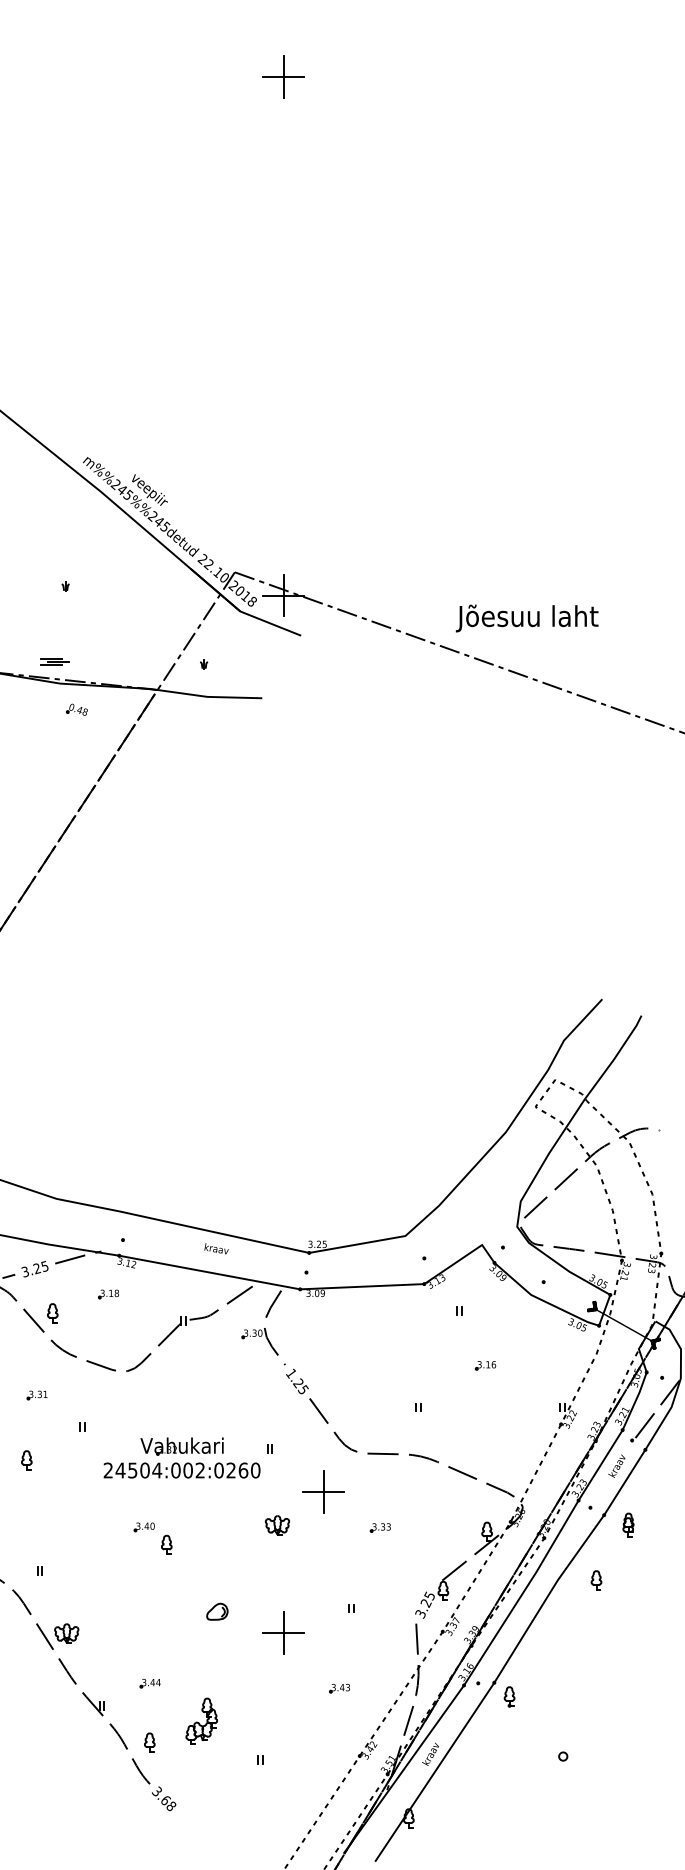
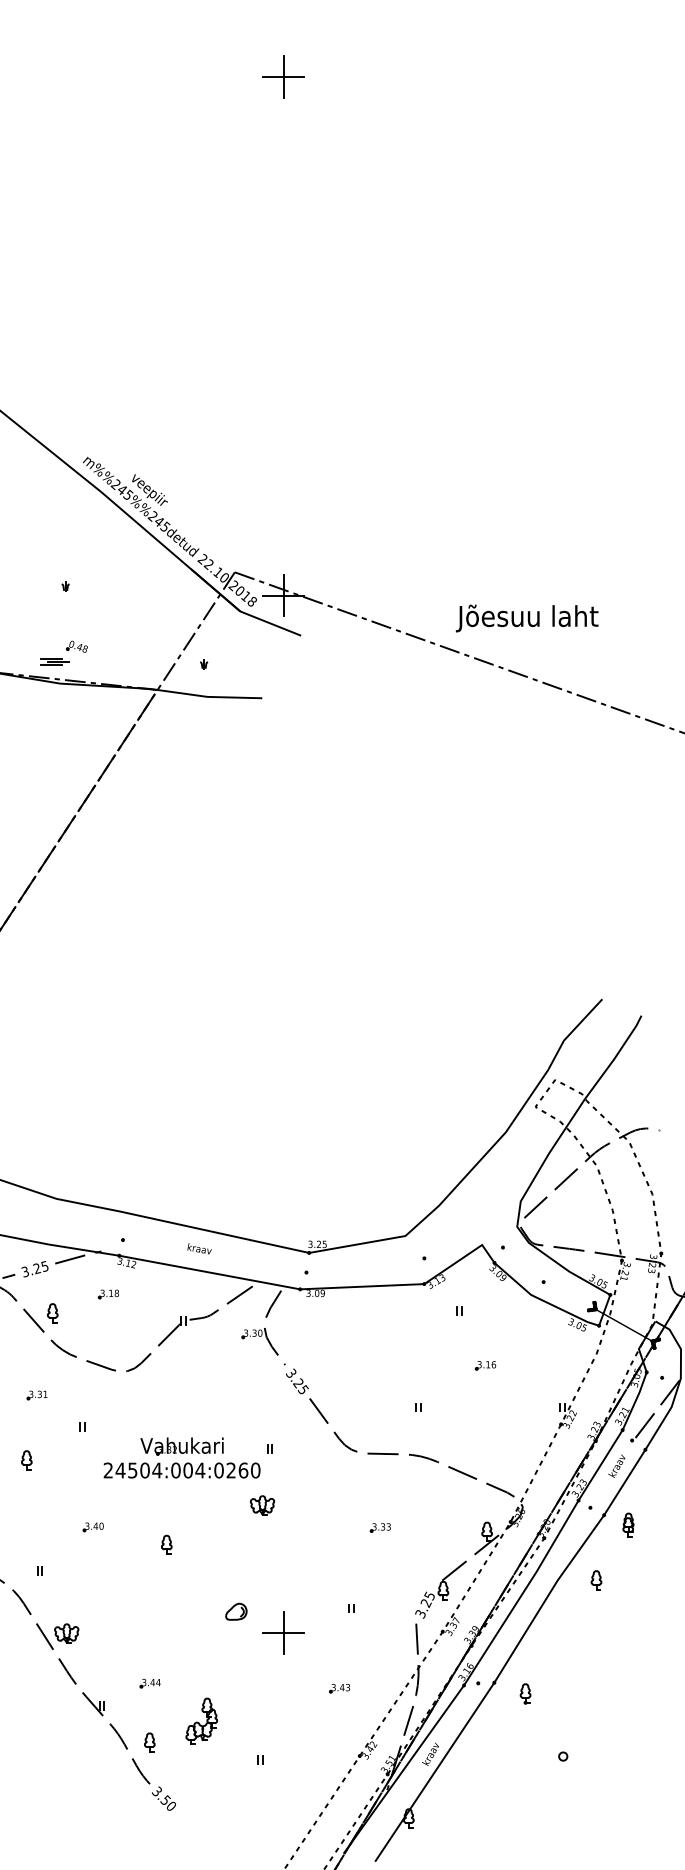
part position: (76, 709) -> (76, 646) (76, 646)
text position: (216, 1248) -> (199, 1248) (199, 1248)
text: 1.25 -> 3.25 (291, 1373)
text: 24504:002:0260 -> 24504:004:0260 (200, 1470)
part: present -> none (323, 1491)
part position: (277, 1525) -> (262, 1505) (262, 1505)
part position: (143, 1527) -> (92, 1527) (92, 1527)
part position: (217, 1611) -> (236, 1611) (236, 1611)
part position: (509, 1696) -> (525, 1693) (525, 1693)
text: 3.68 -> 3.50 (168, 1803)
